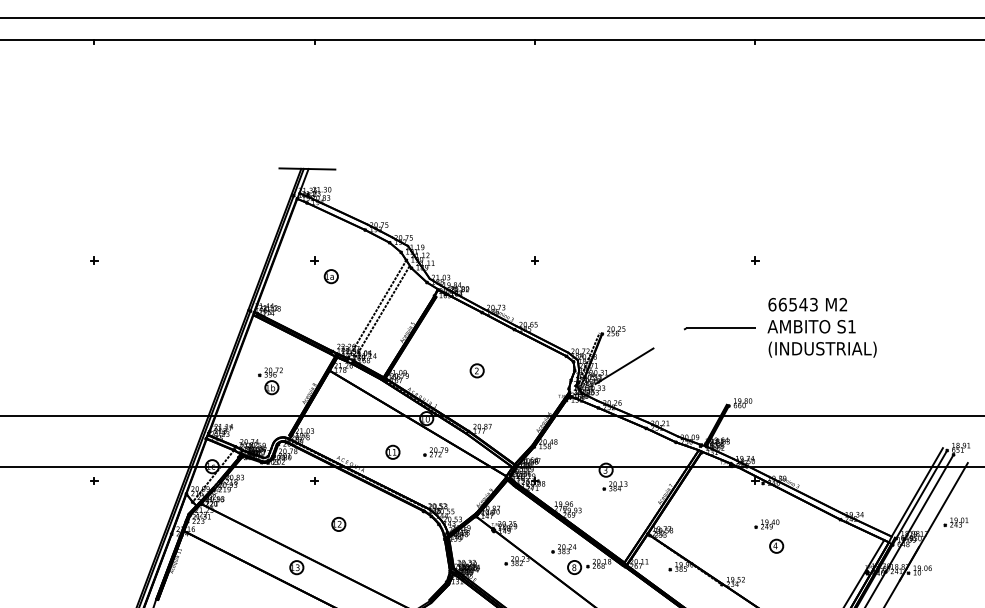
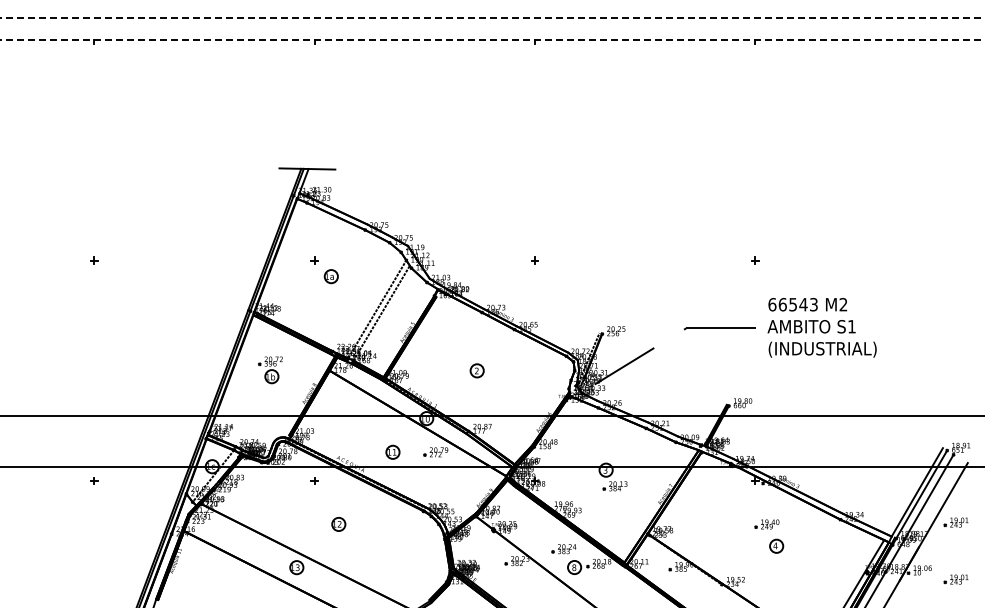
line: solid -> dashed (492, 18)
line: solid -> dashed (492, 40)
part position: (270, 381) -> (270, 370) (270, 370)
part: none -> present (955, 579)
